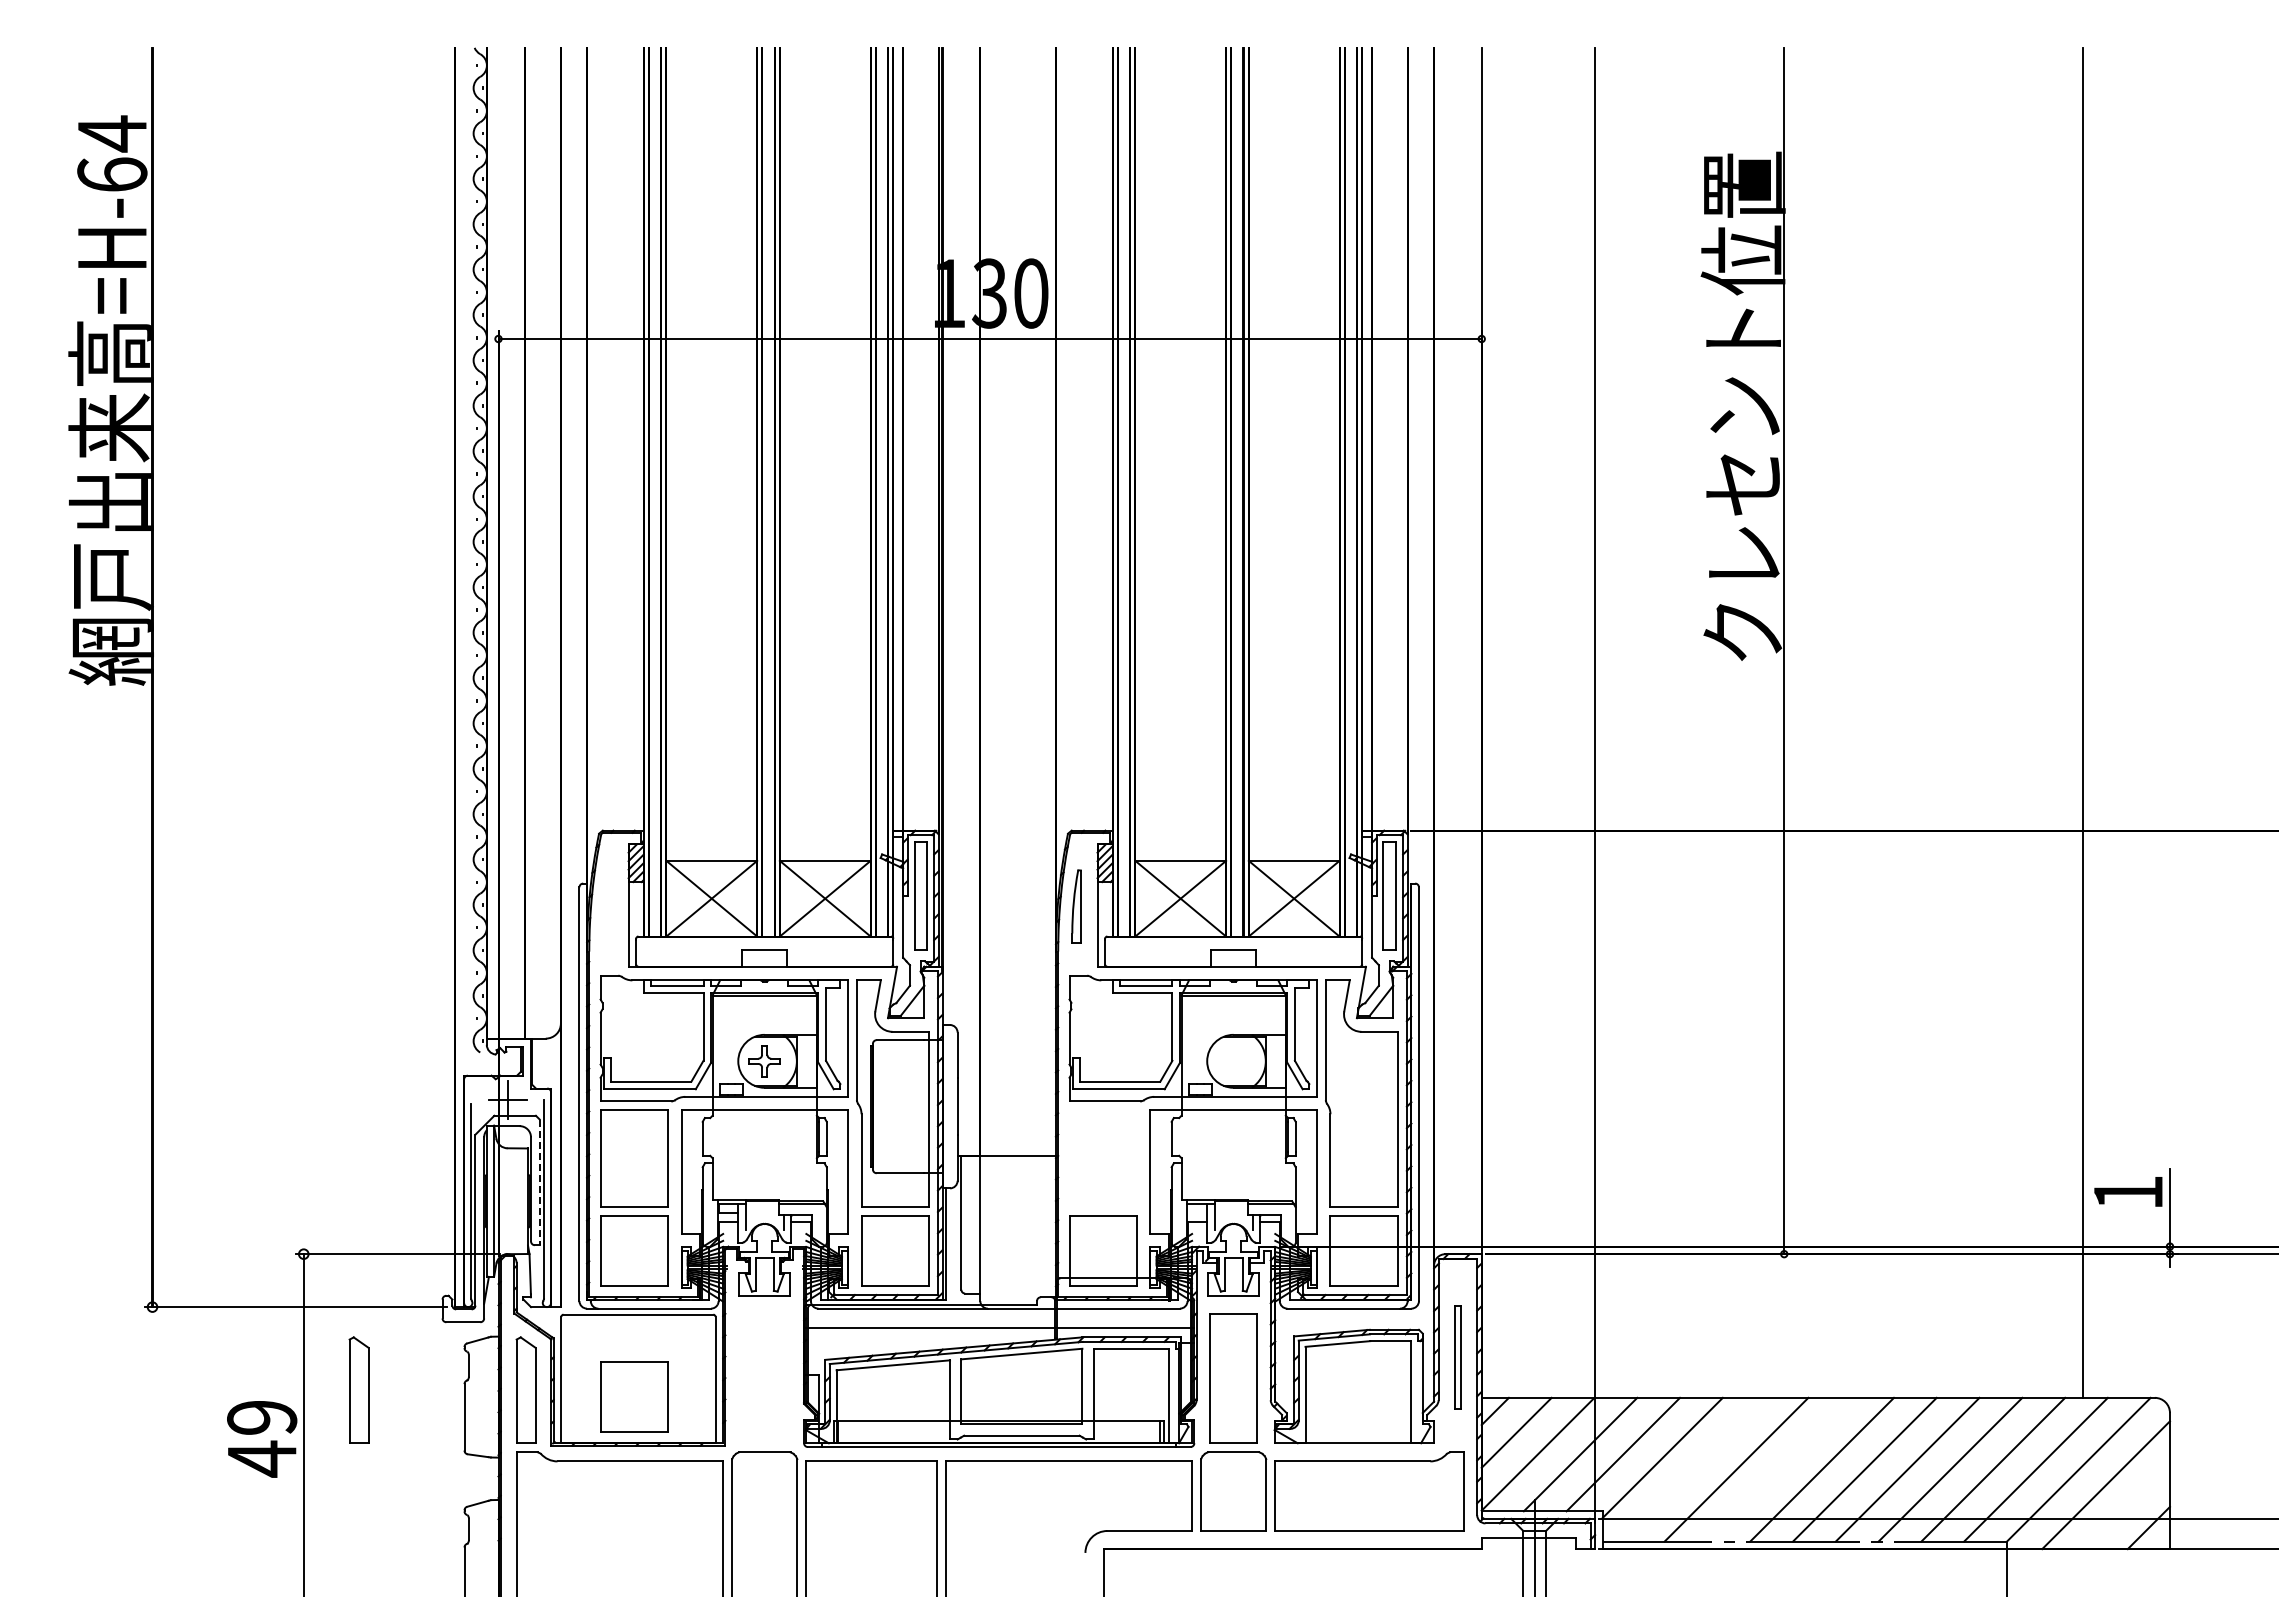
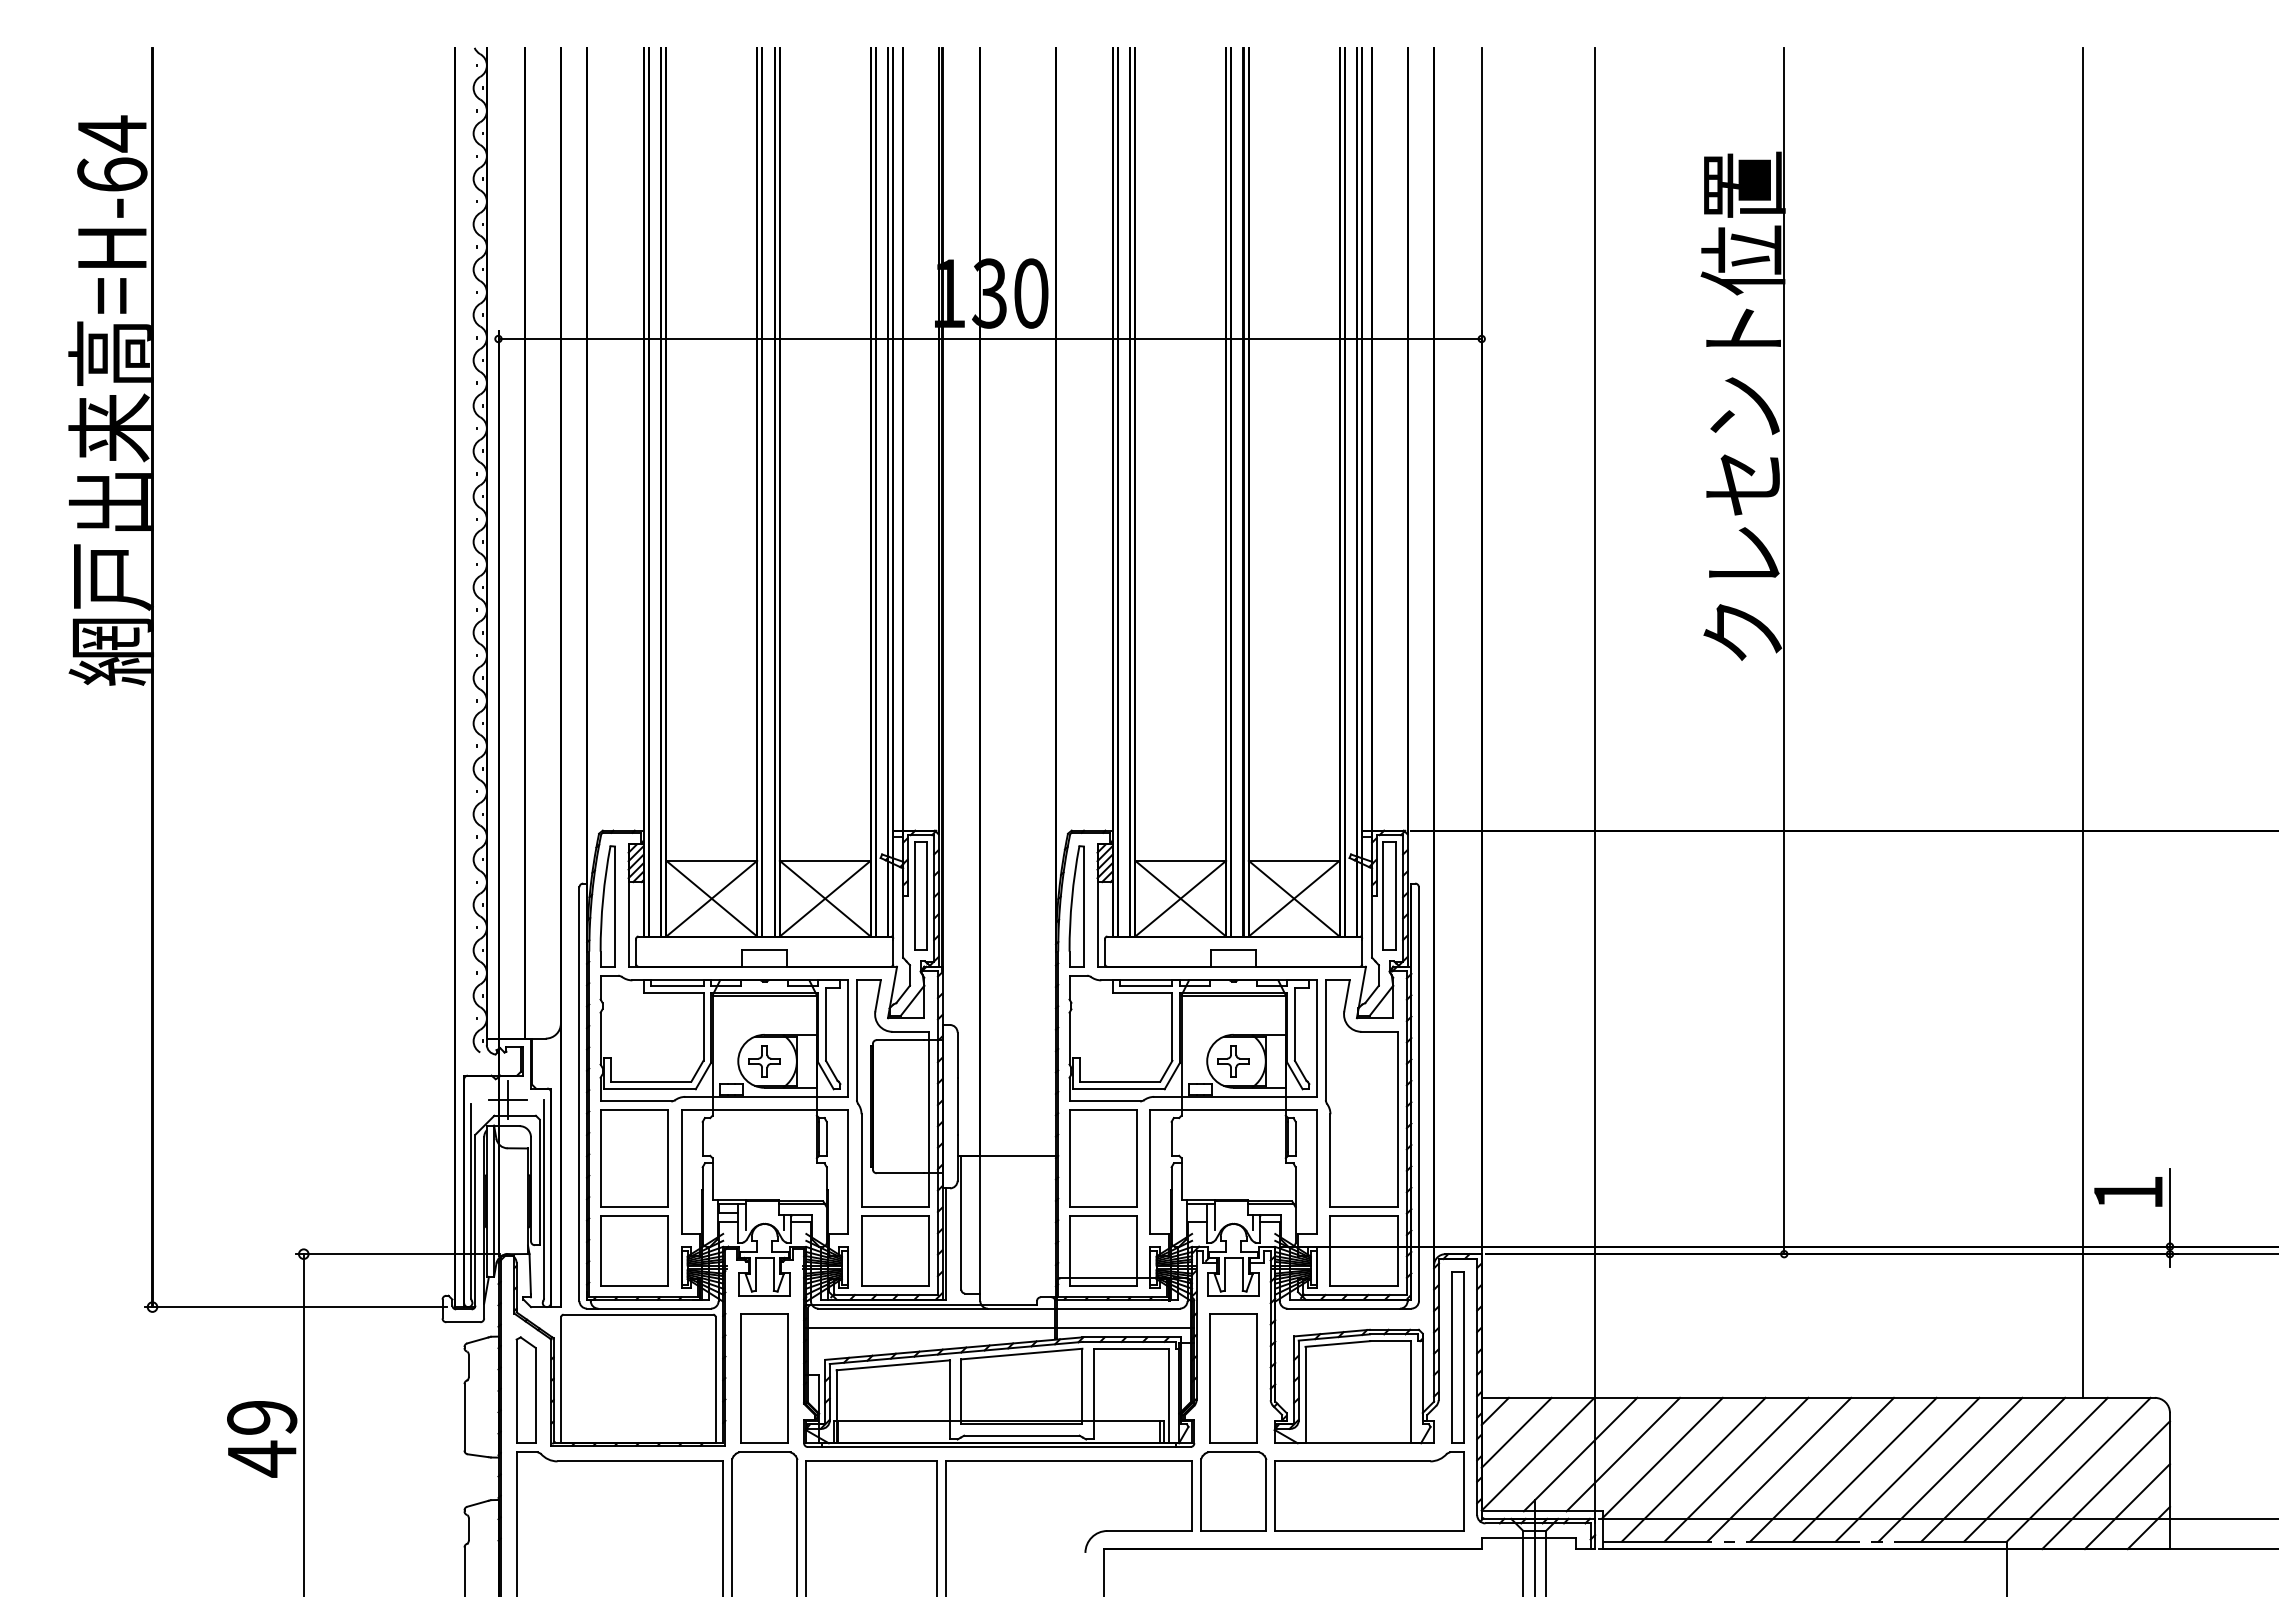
part: none -> present (607, 906)
part size: 11x75 px -> 17x123 px (1076, 906)
part: none -> present (1233, 1061)
part: none -> present (1103, 1158)
line: dashed -> solid (539, 1182)
part size: 8x105 px -> 14x173 px (1457, 1357)
part: none -> present (764, 1378)
part: present -> none (358, 1389)
part: present -> none (634, 1396)
line: none -> present (1693, 1469)
line: none -> present (1779, 1469)
line: none -> present (2126, 1506)
